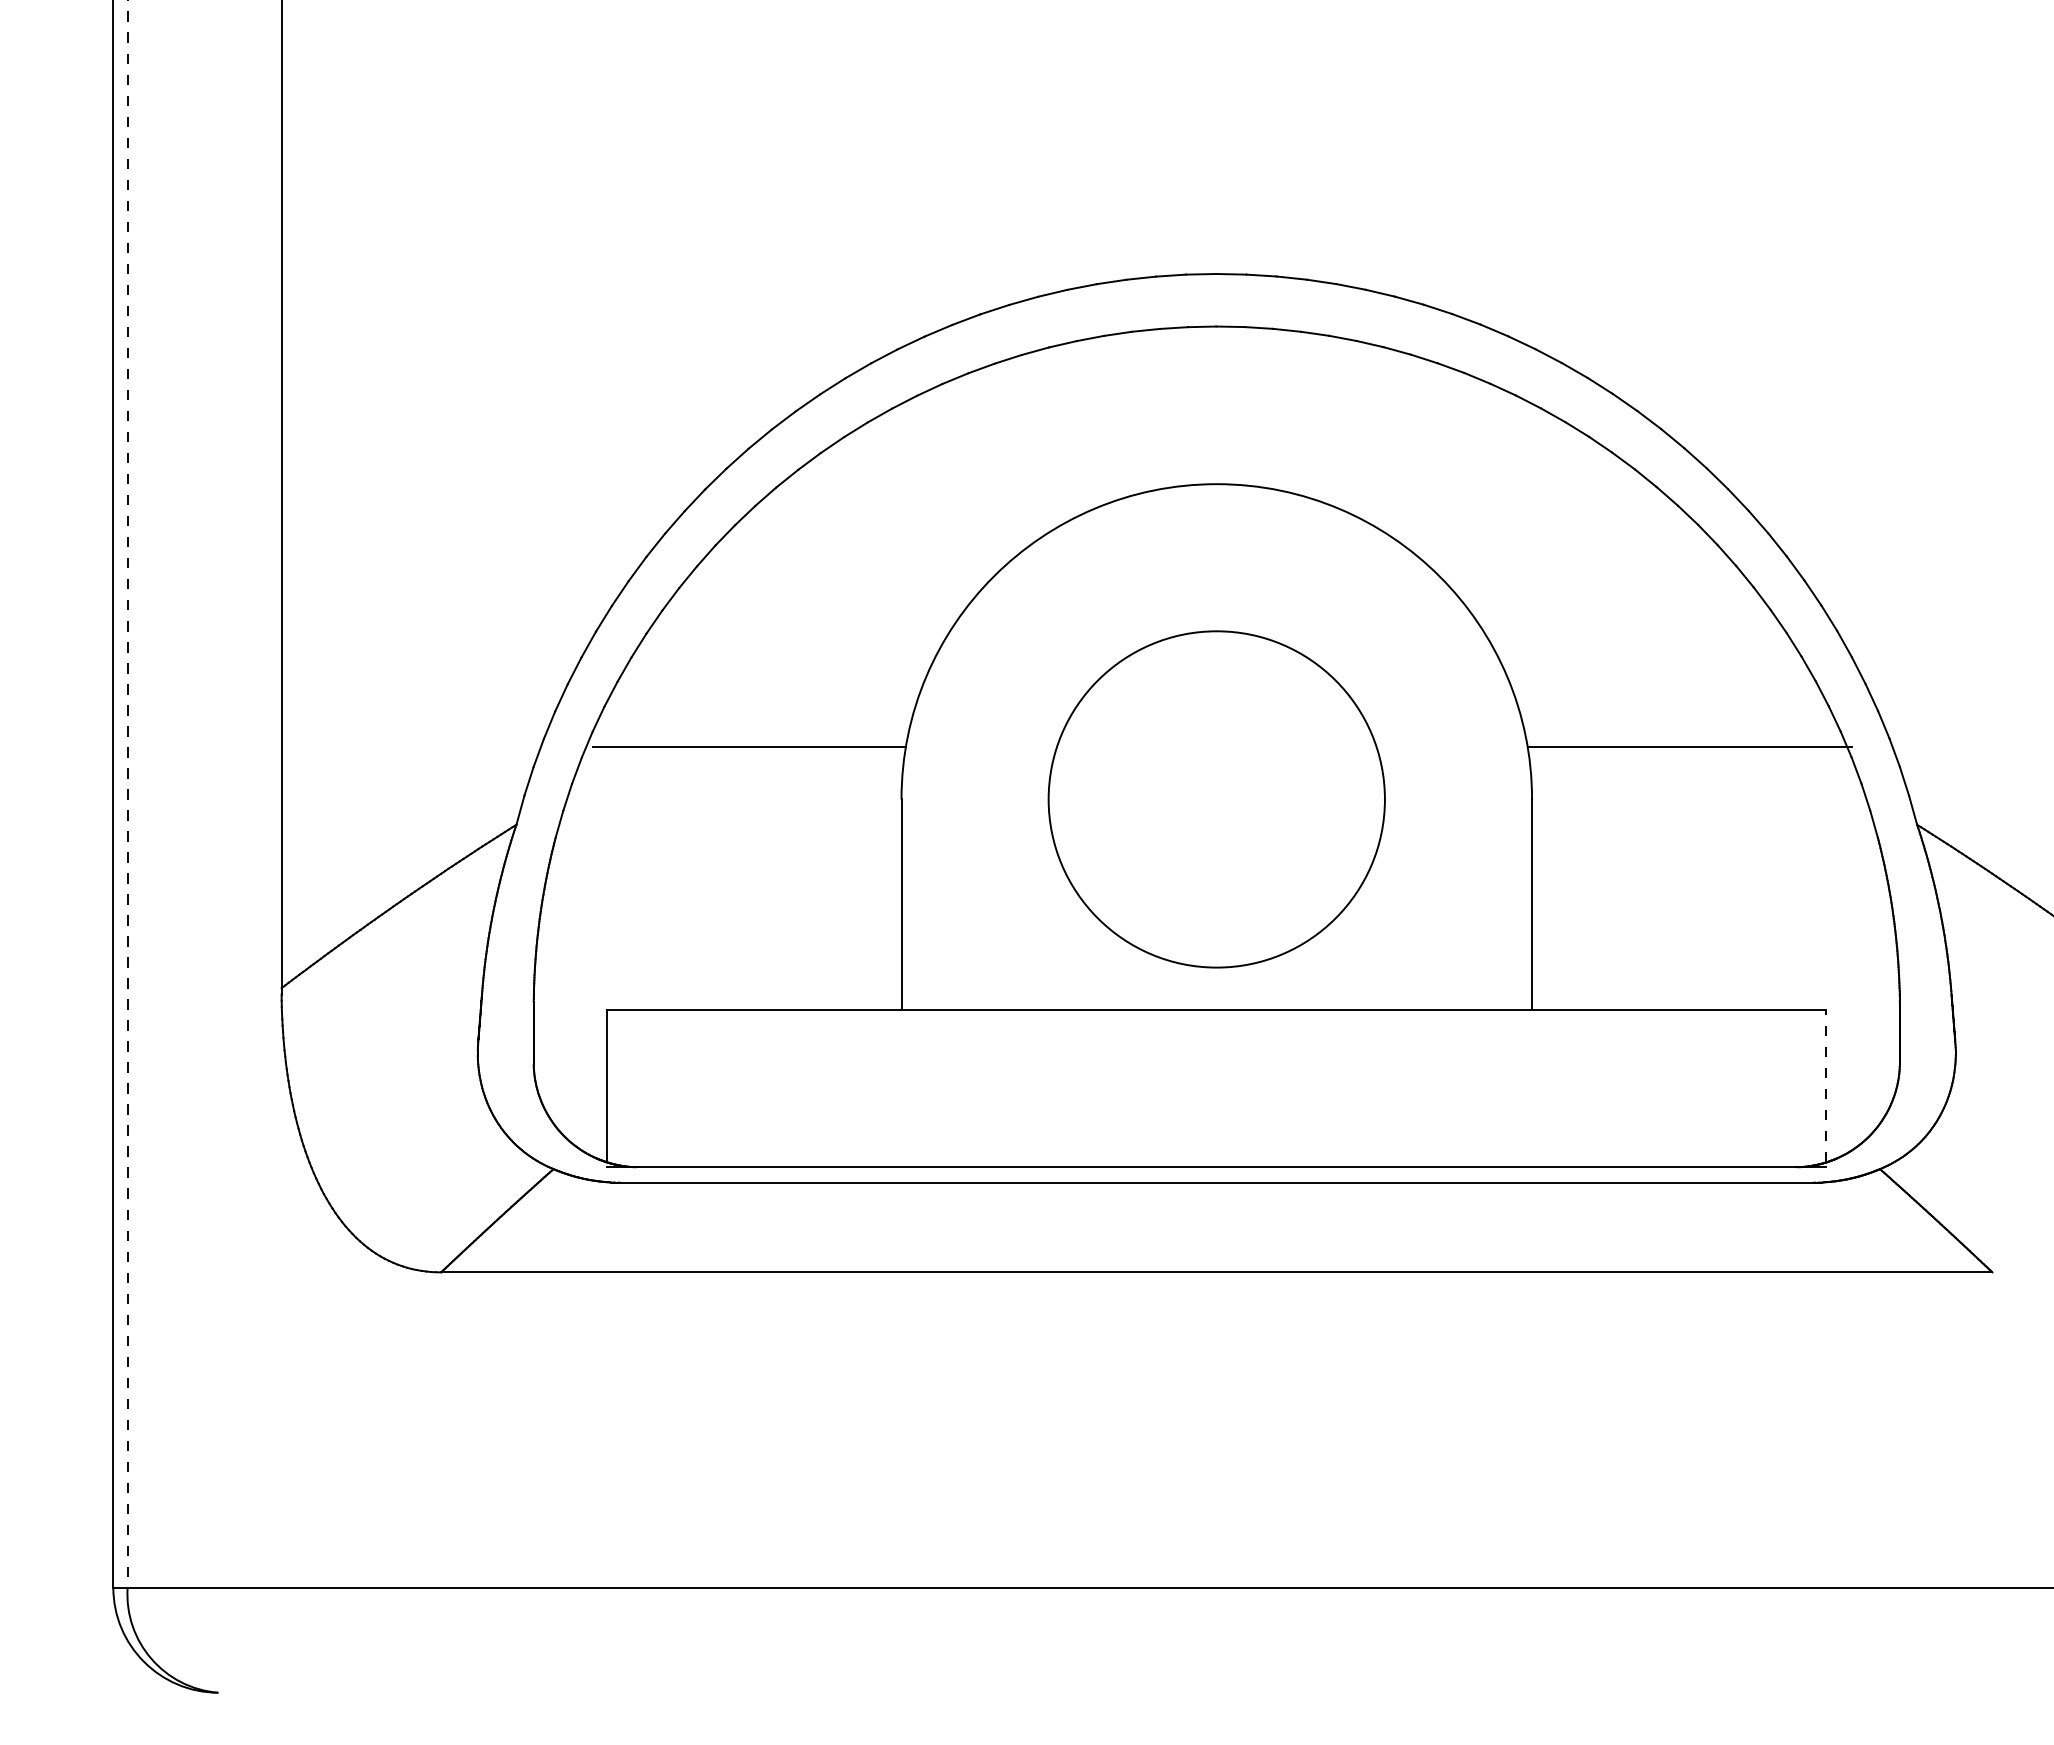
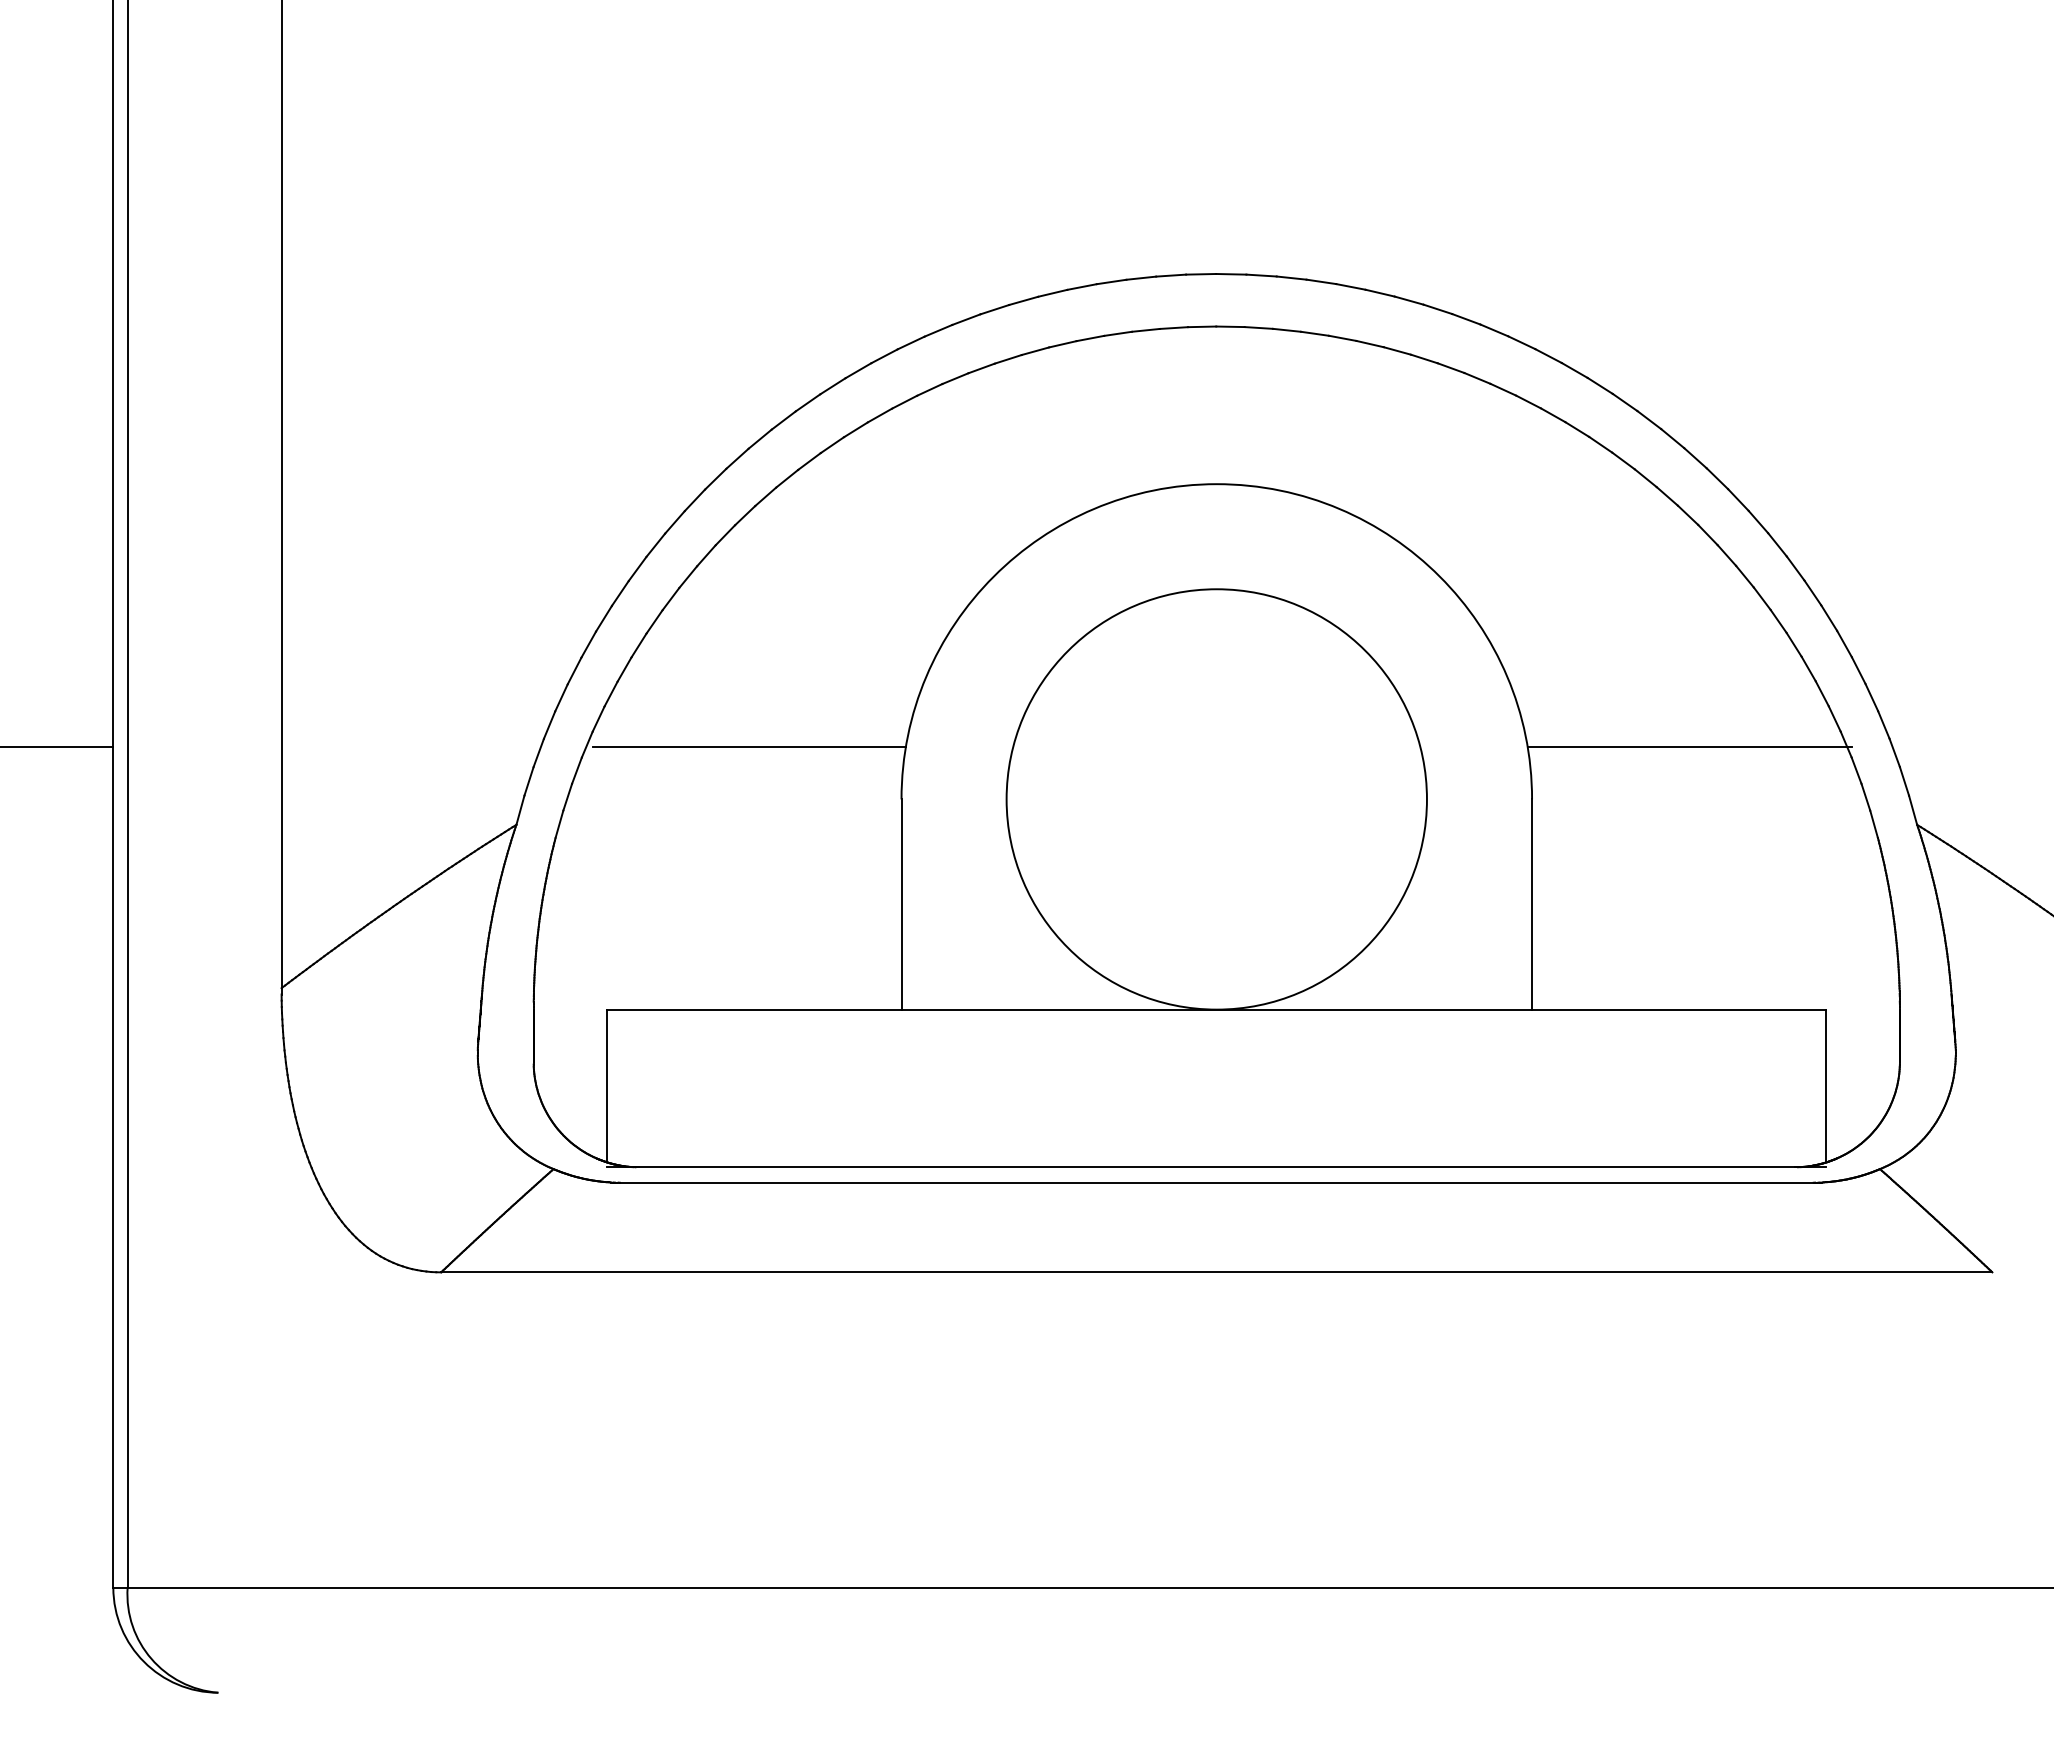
line: none -> present (57, 746)
line: dashed -> solid (127, 793)
circle diameter: 336 px -> 420 px (1216, 799)
line: dashed -> solid (1826, 1085)
